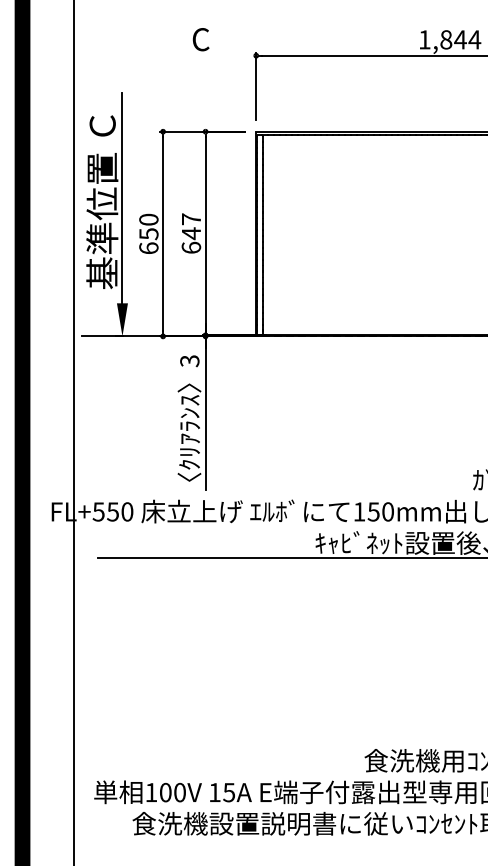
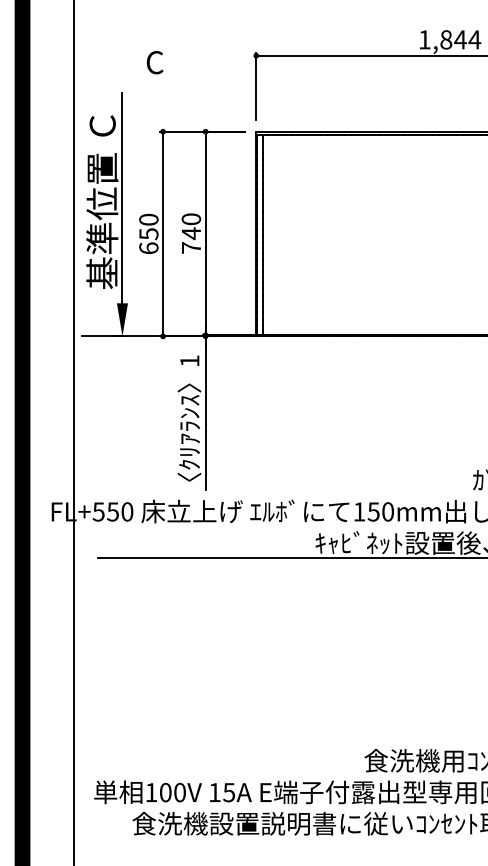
text position: (200, 39) -> (154, 62) (154, 62)
text: 647 -> 740 (191, 233)
text: 3 -> 1 (189, 361)
